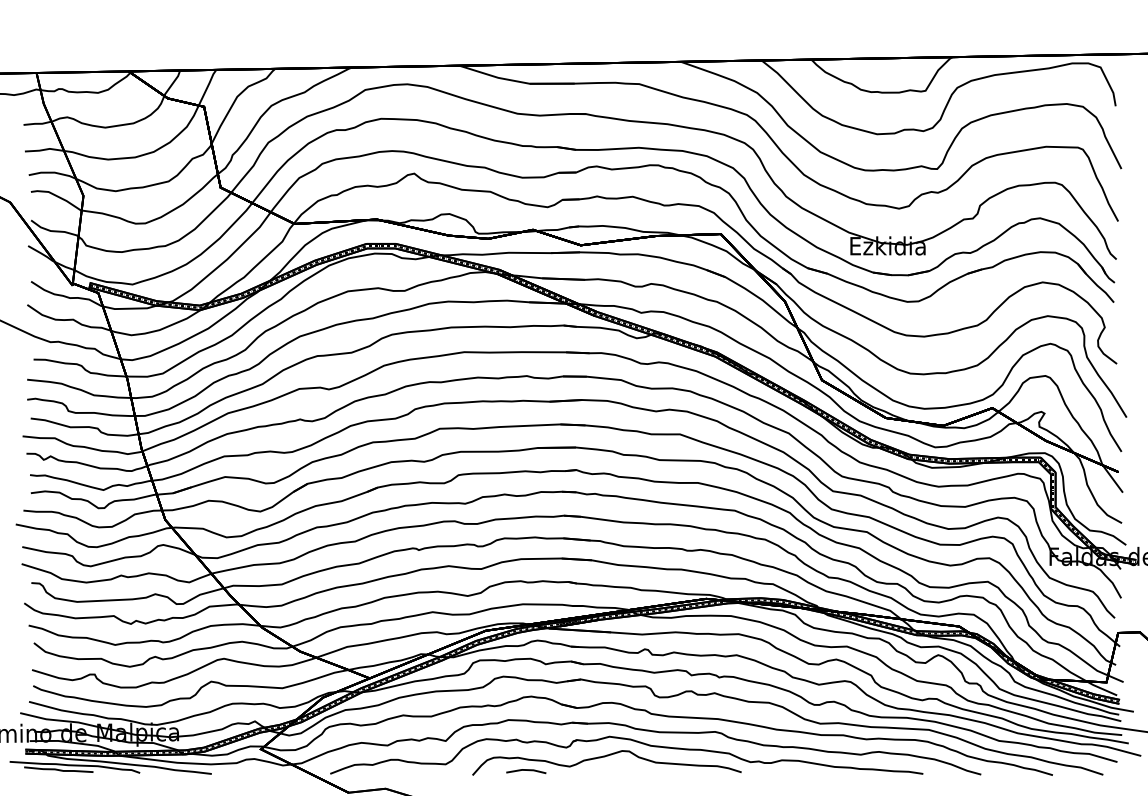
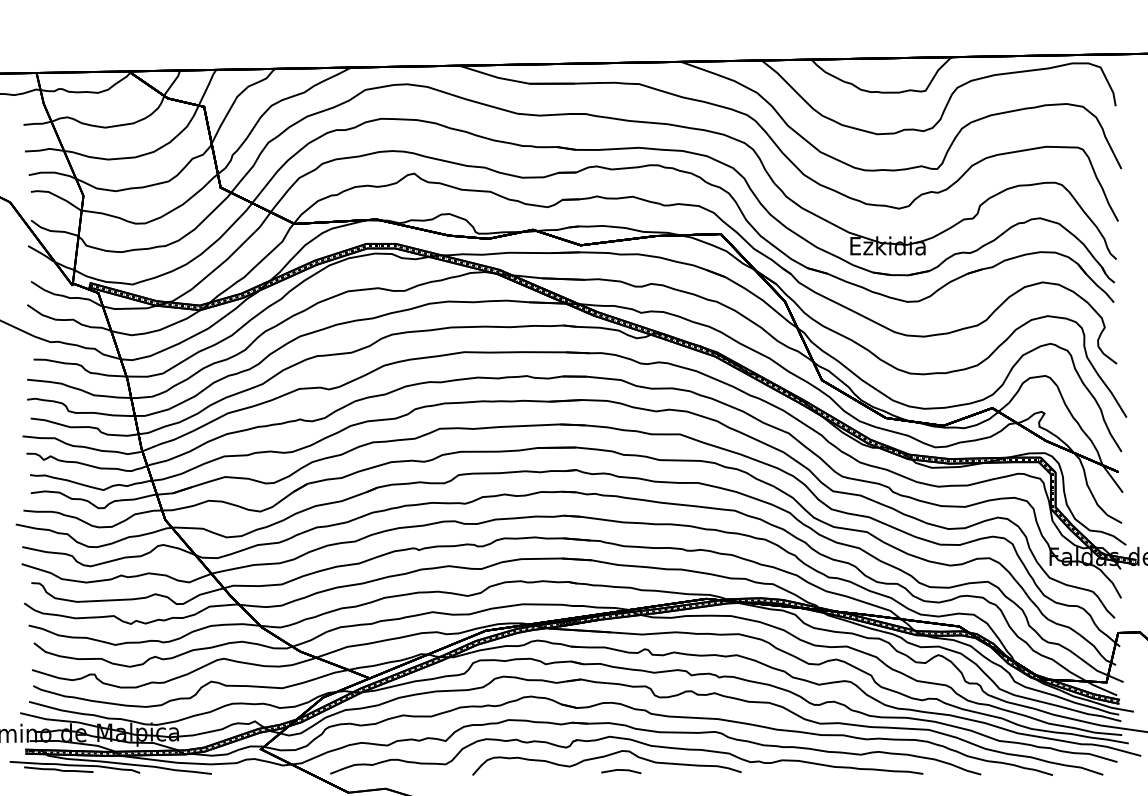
line position: (526, 770) -> (621, 770) (621, 770)
